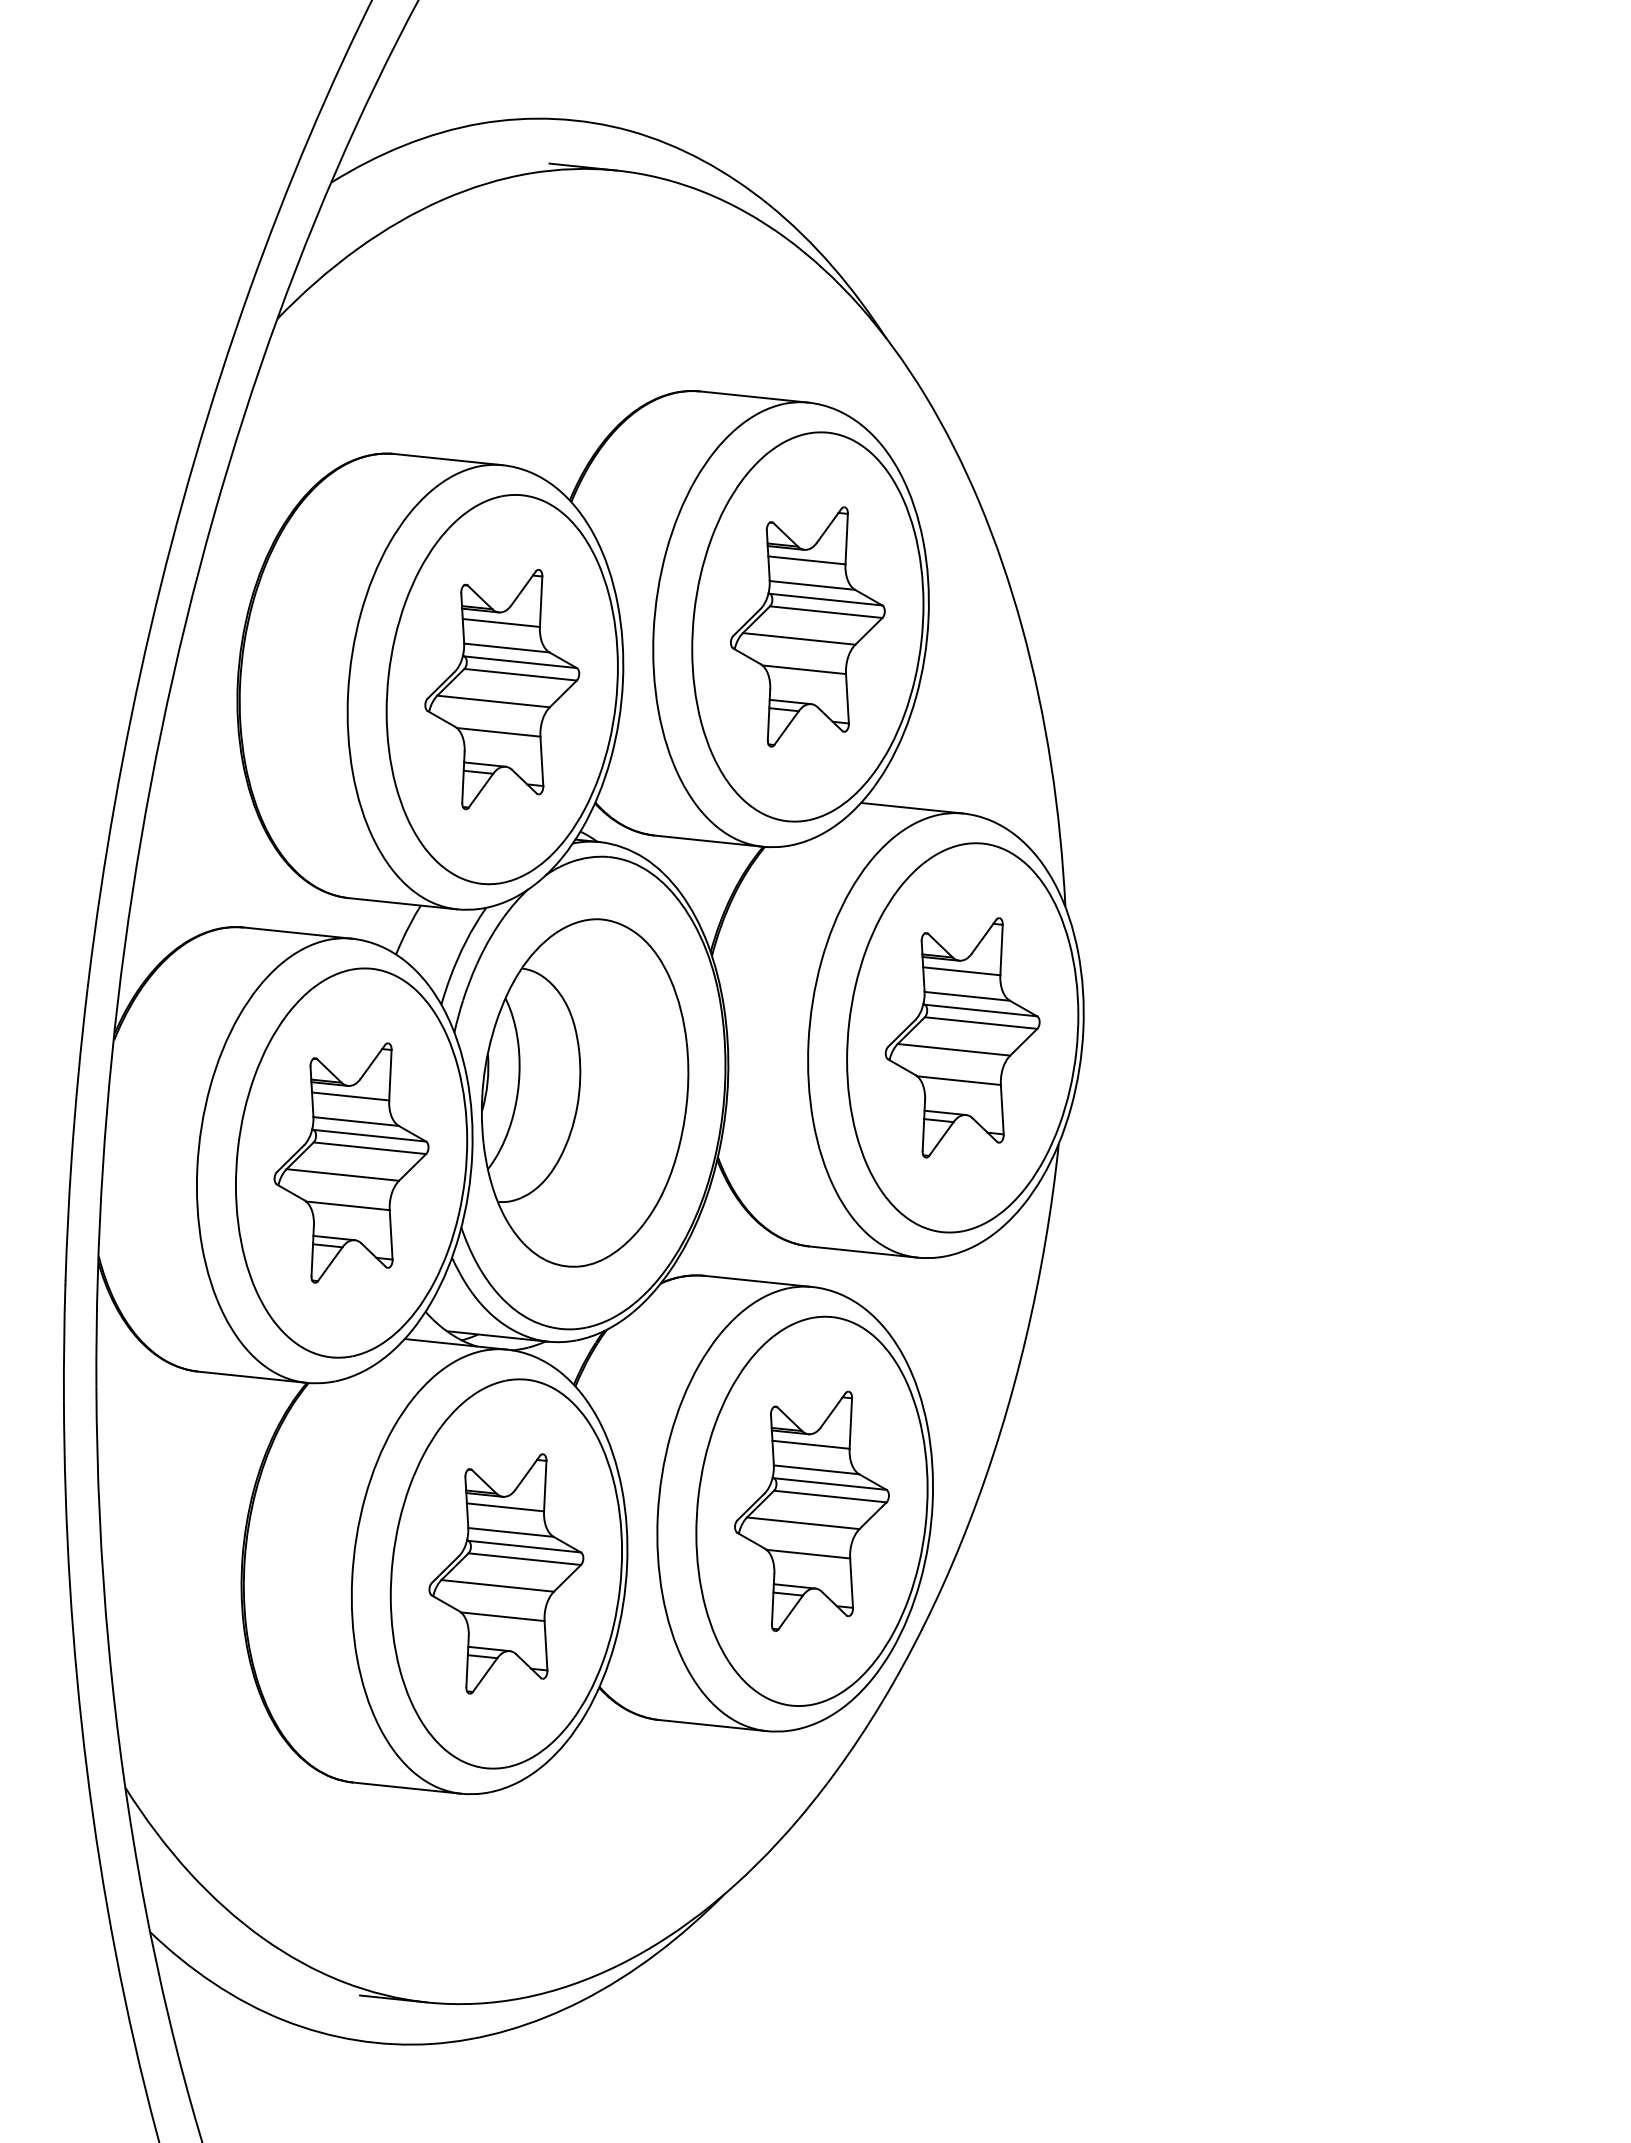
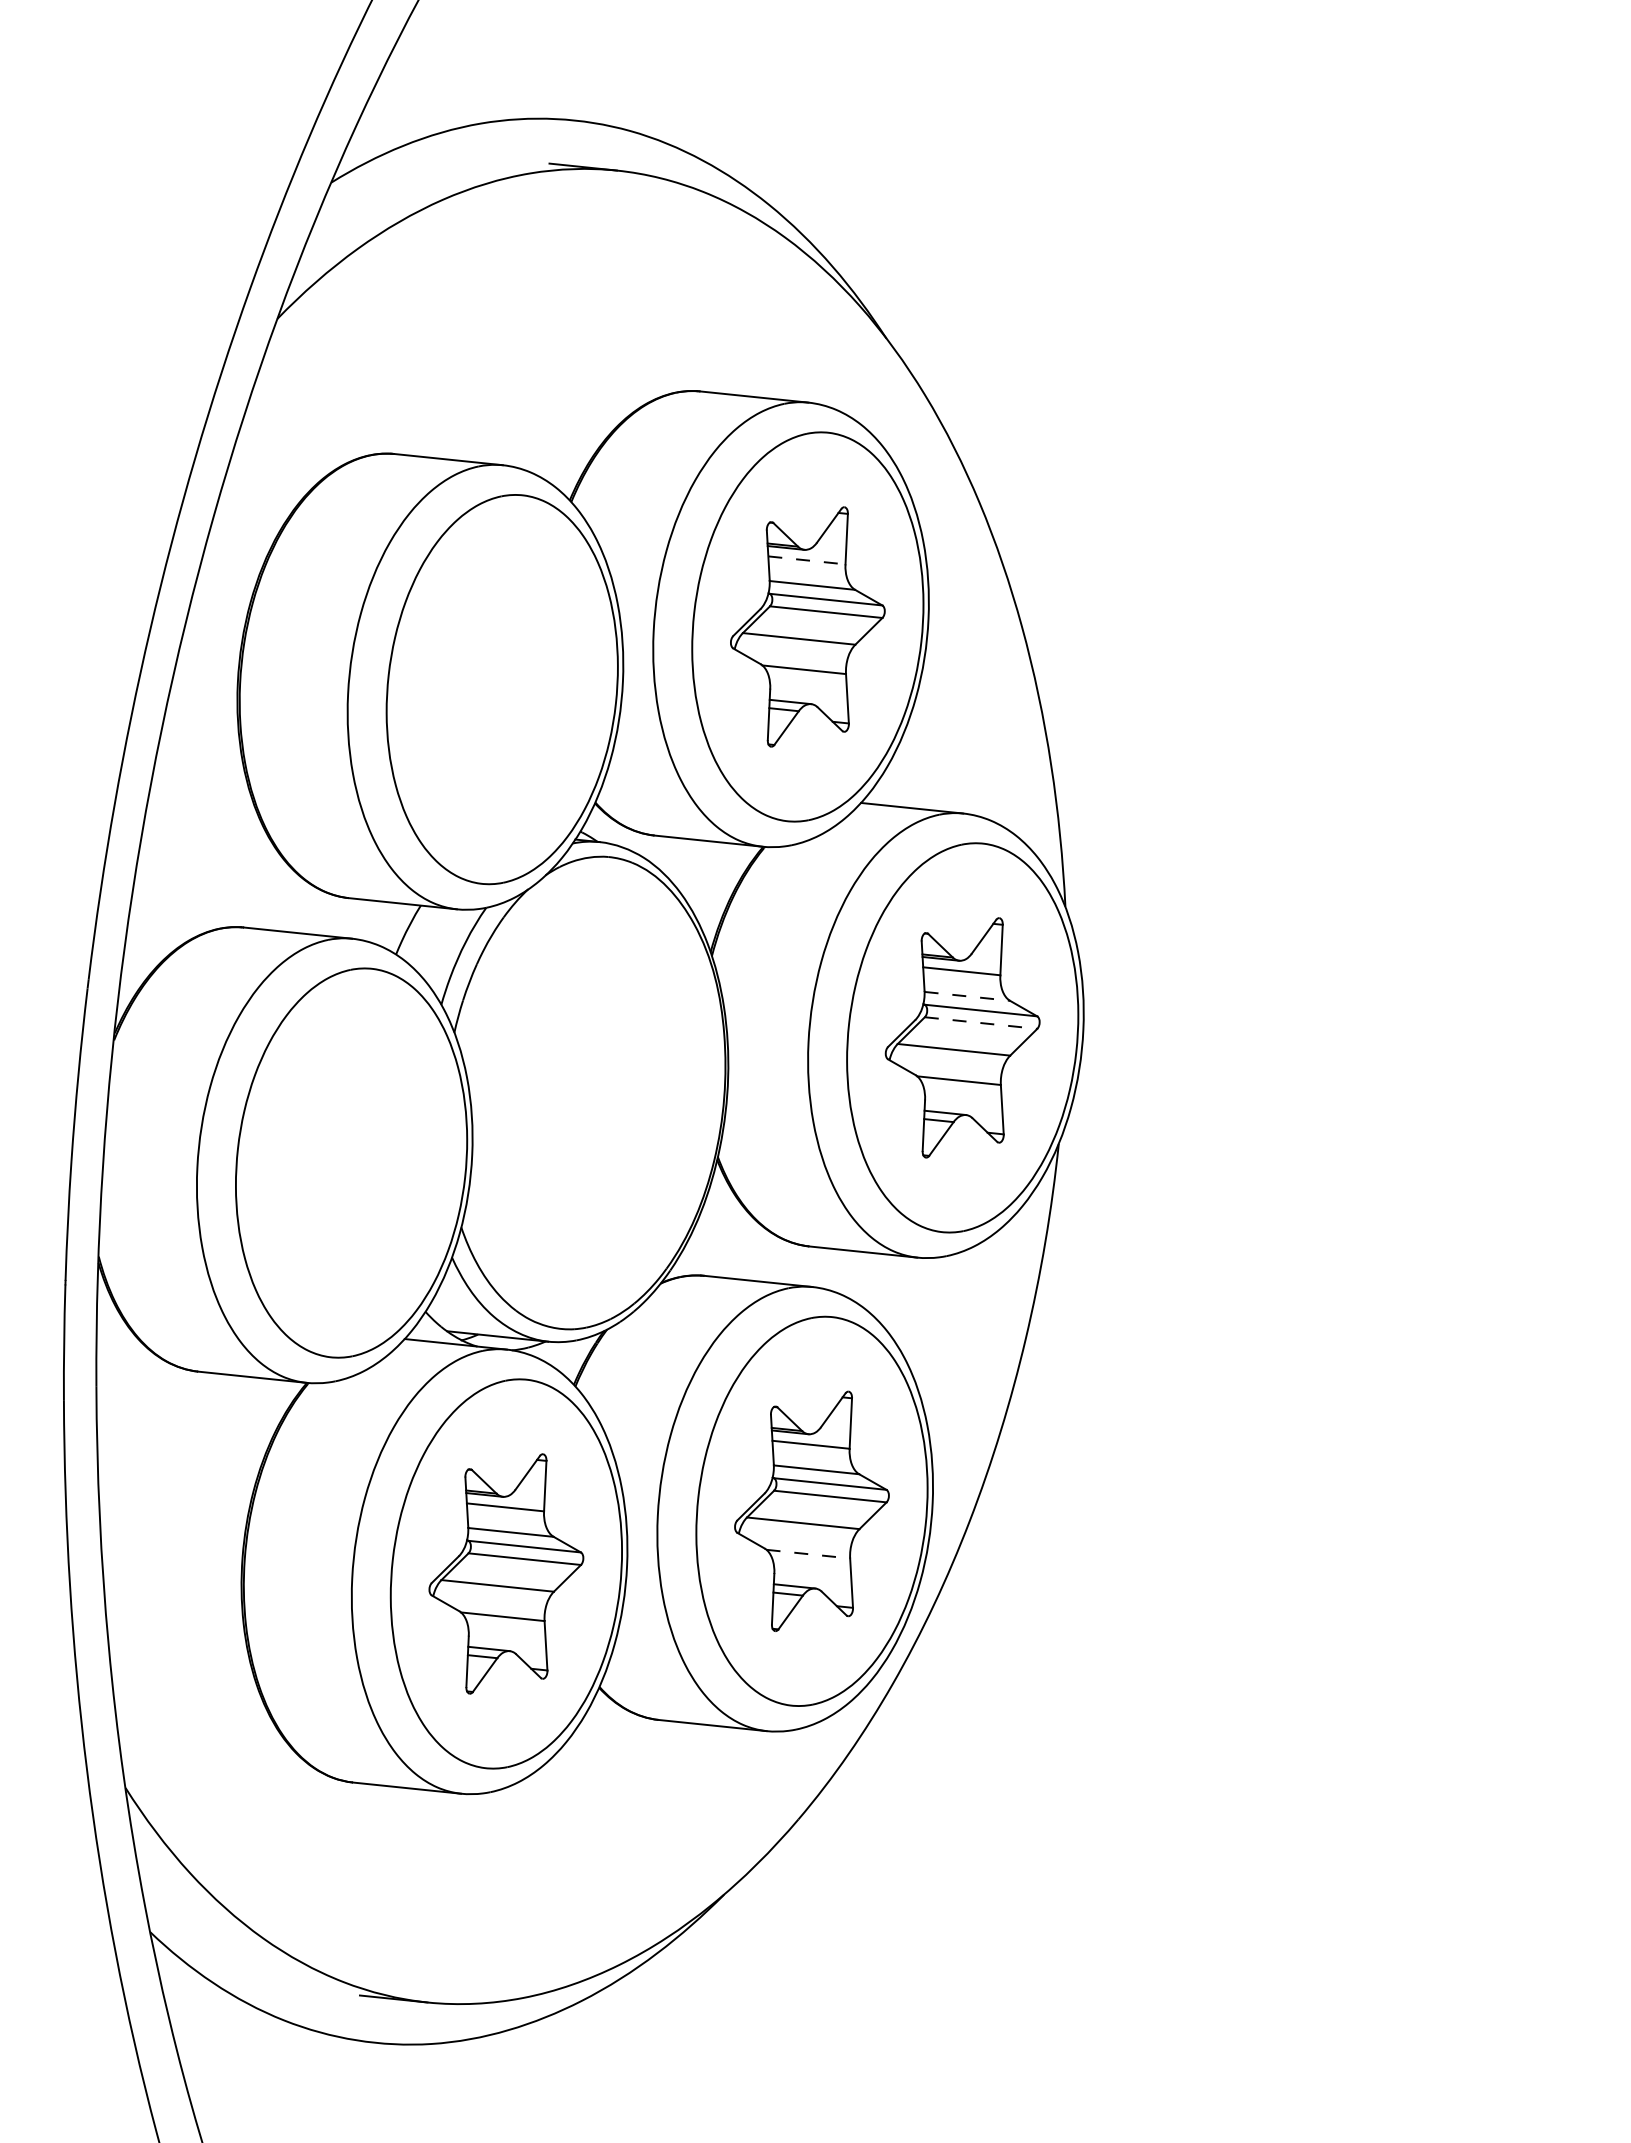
line: solid -> dashed (806, 560)
part: present -> none (502, 689)
line: solid -> dashed (967, 996)
line: solid -> dashed (981, 1023)
part: present -> none (585, 1092)
part: present -> none (351, 1162)
line: solid -> dashed (808, 1554)
